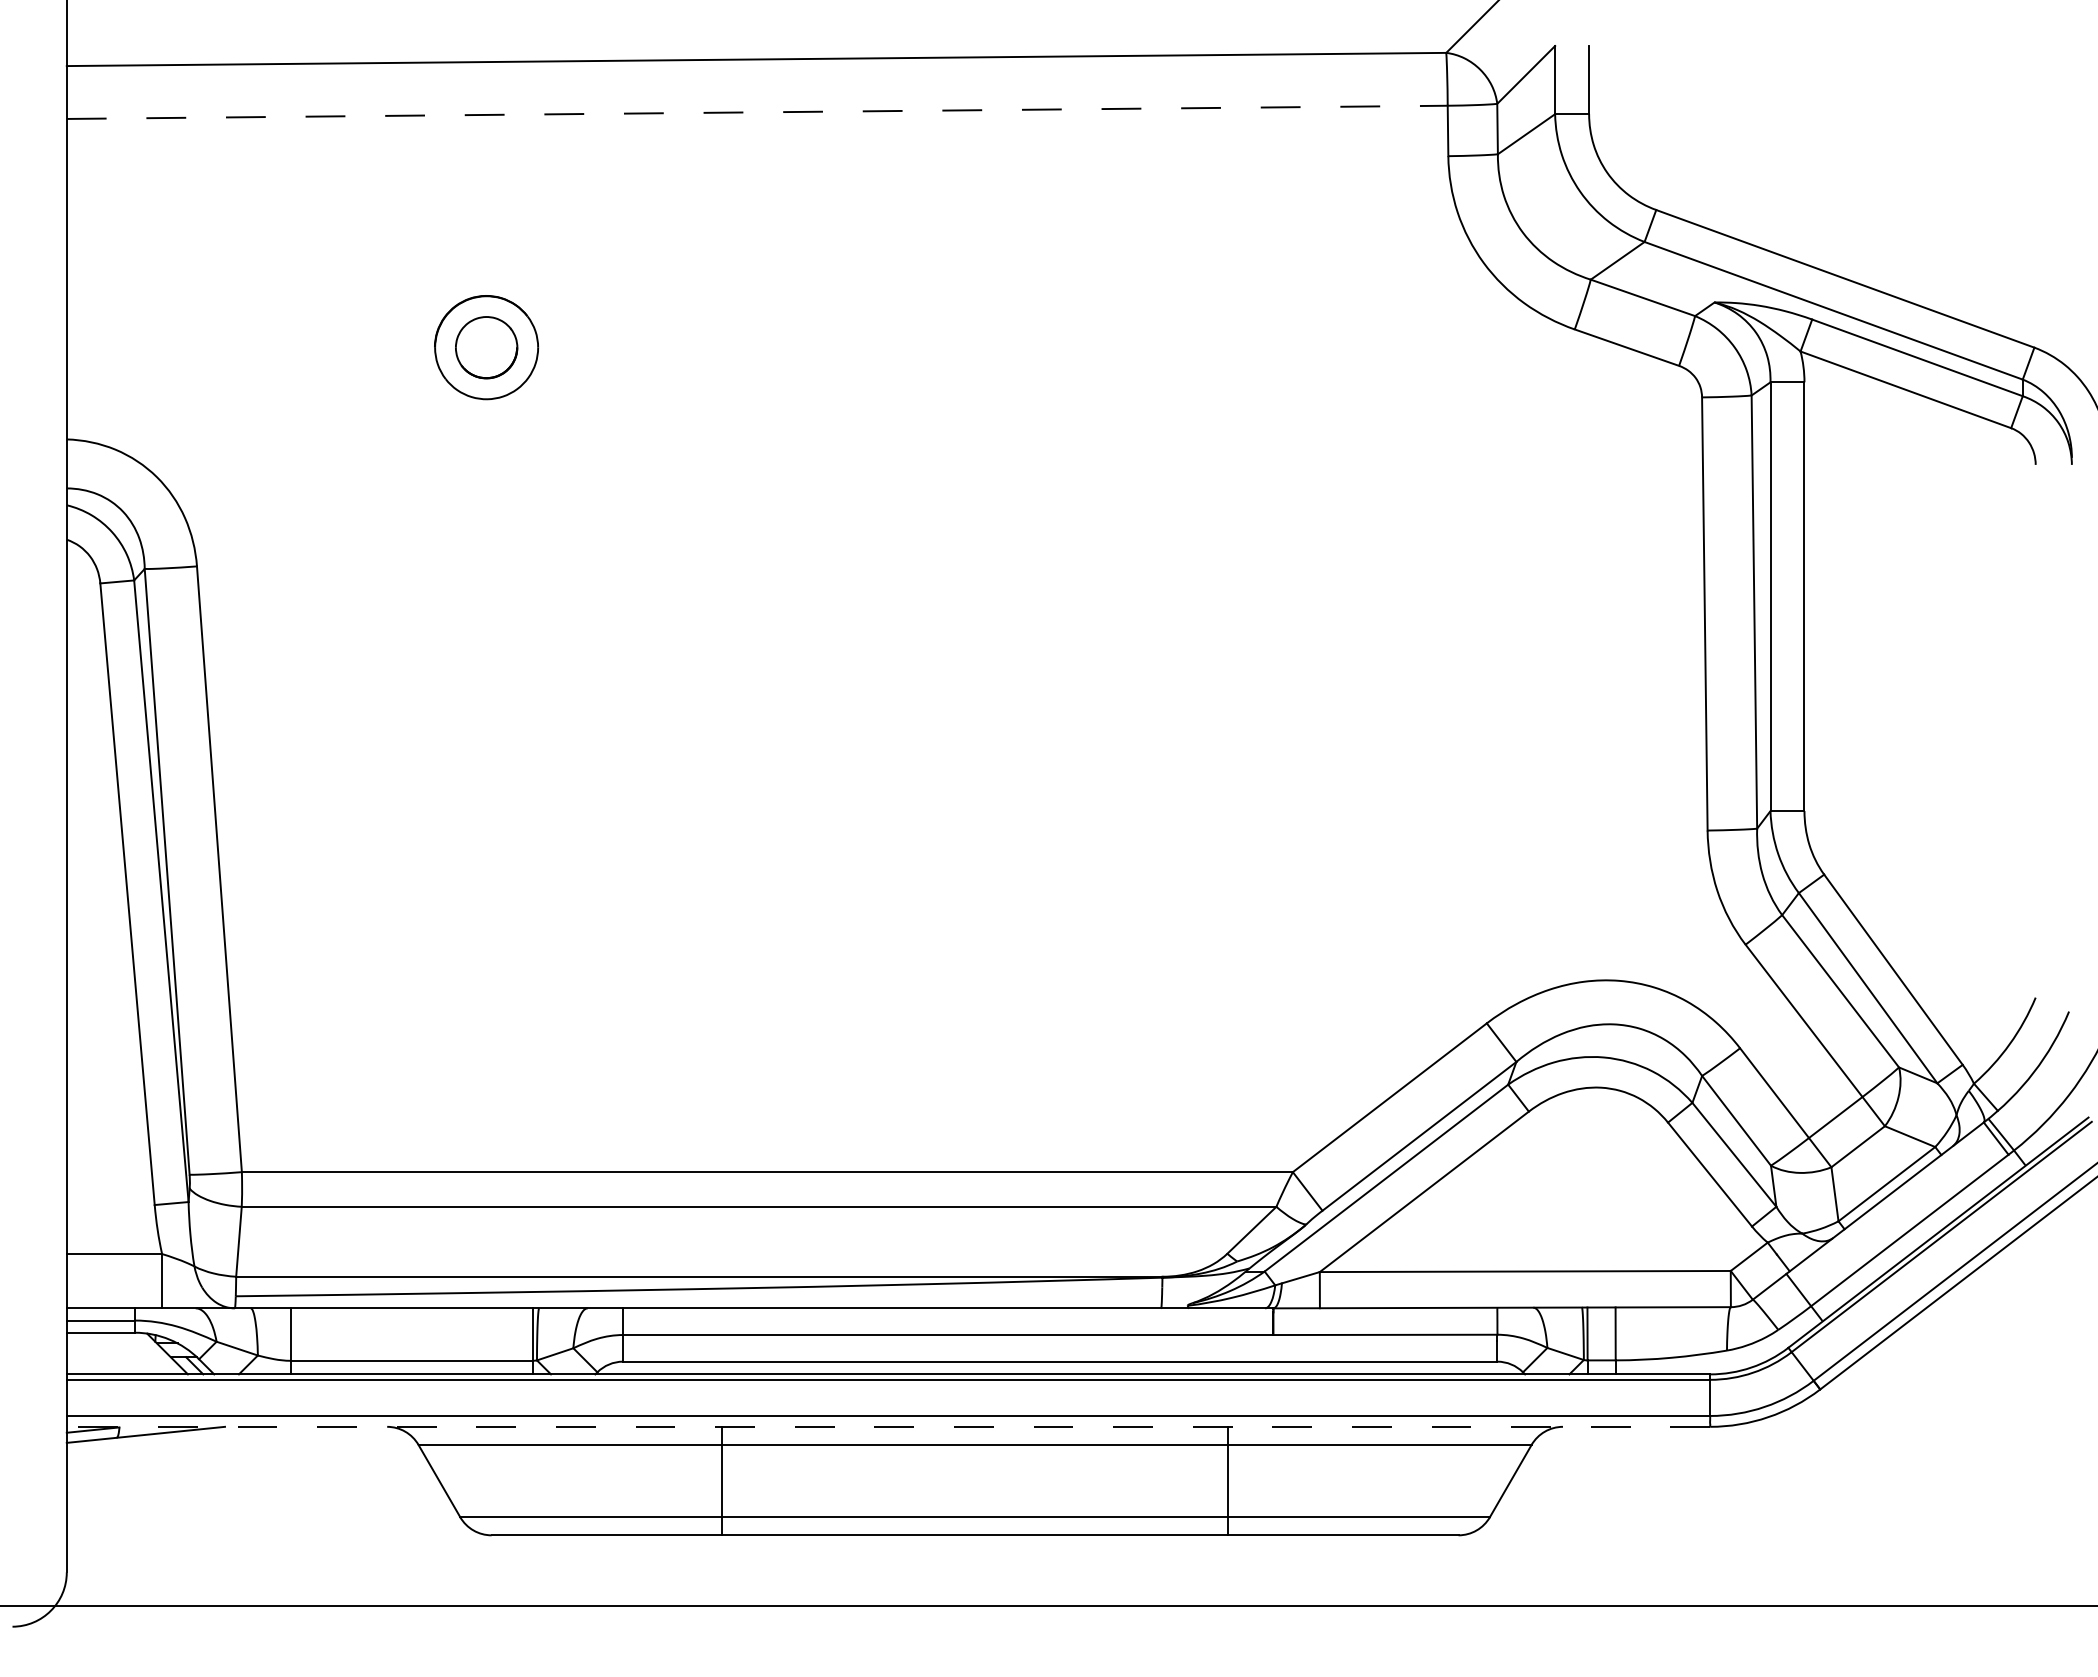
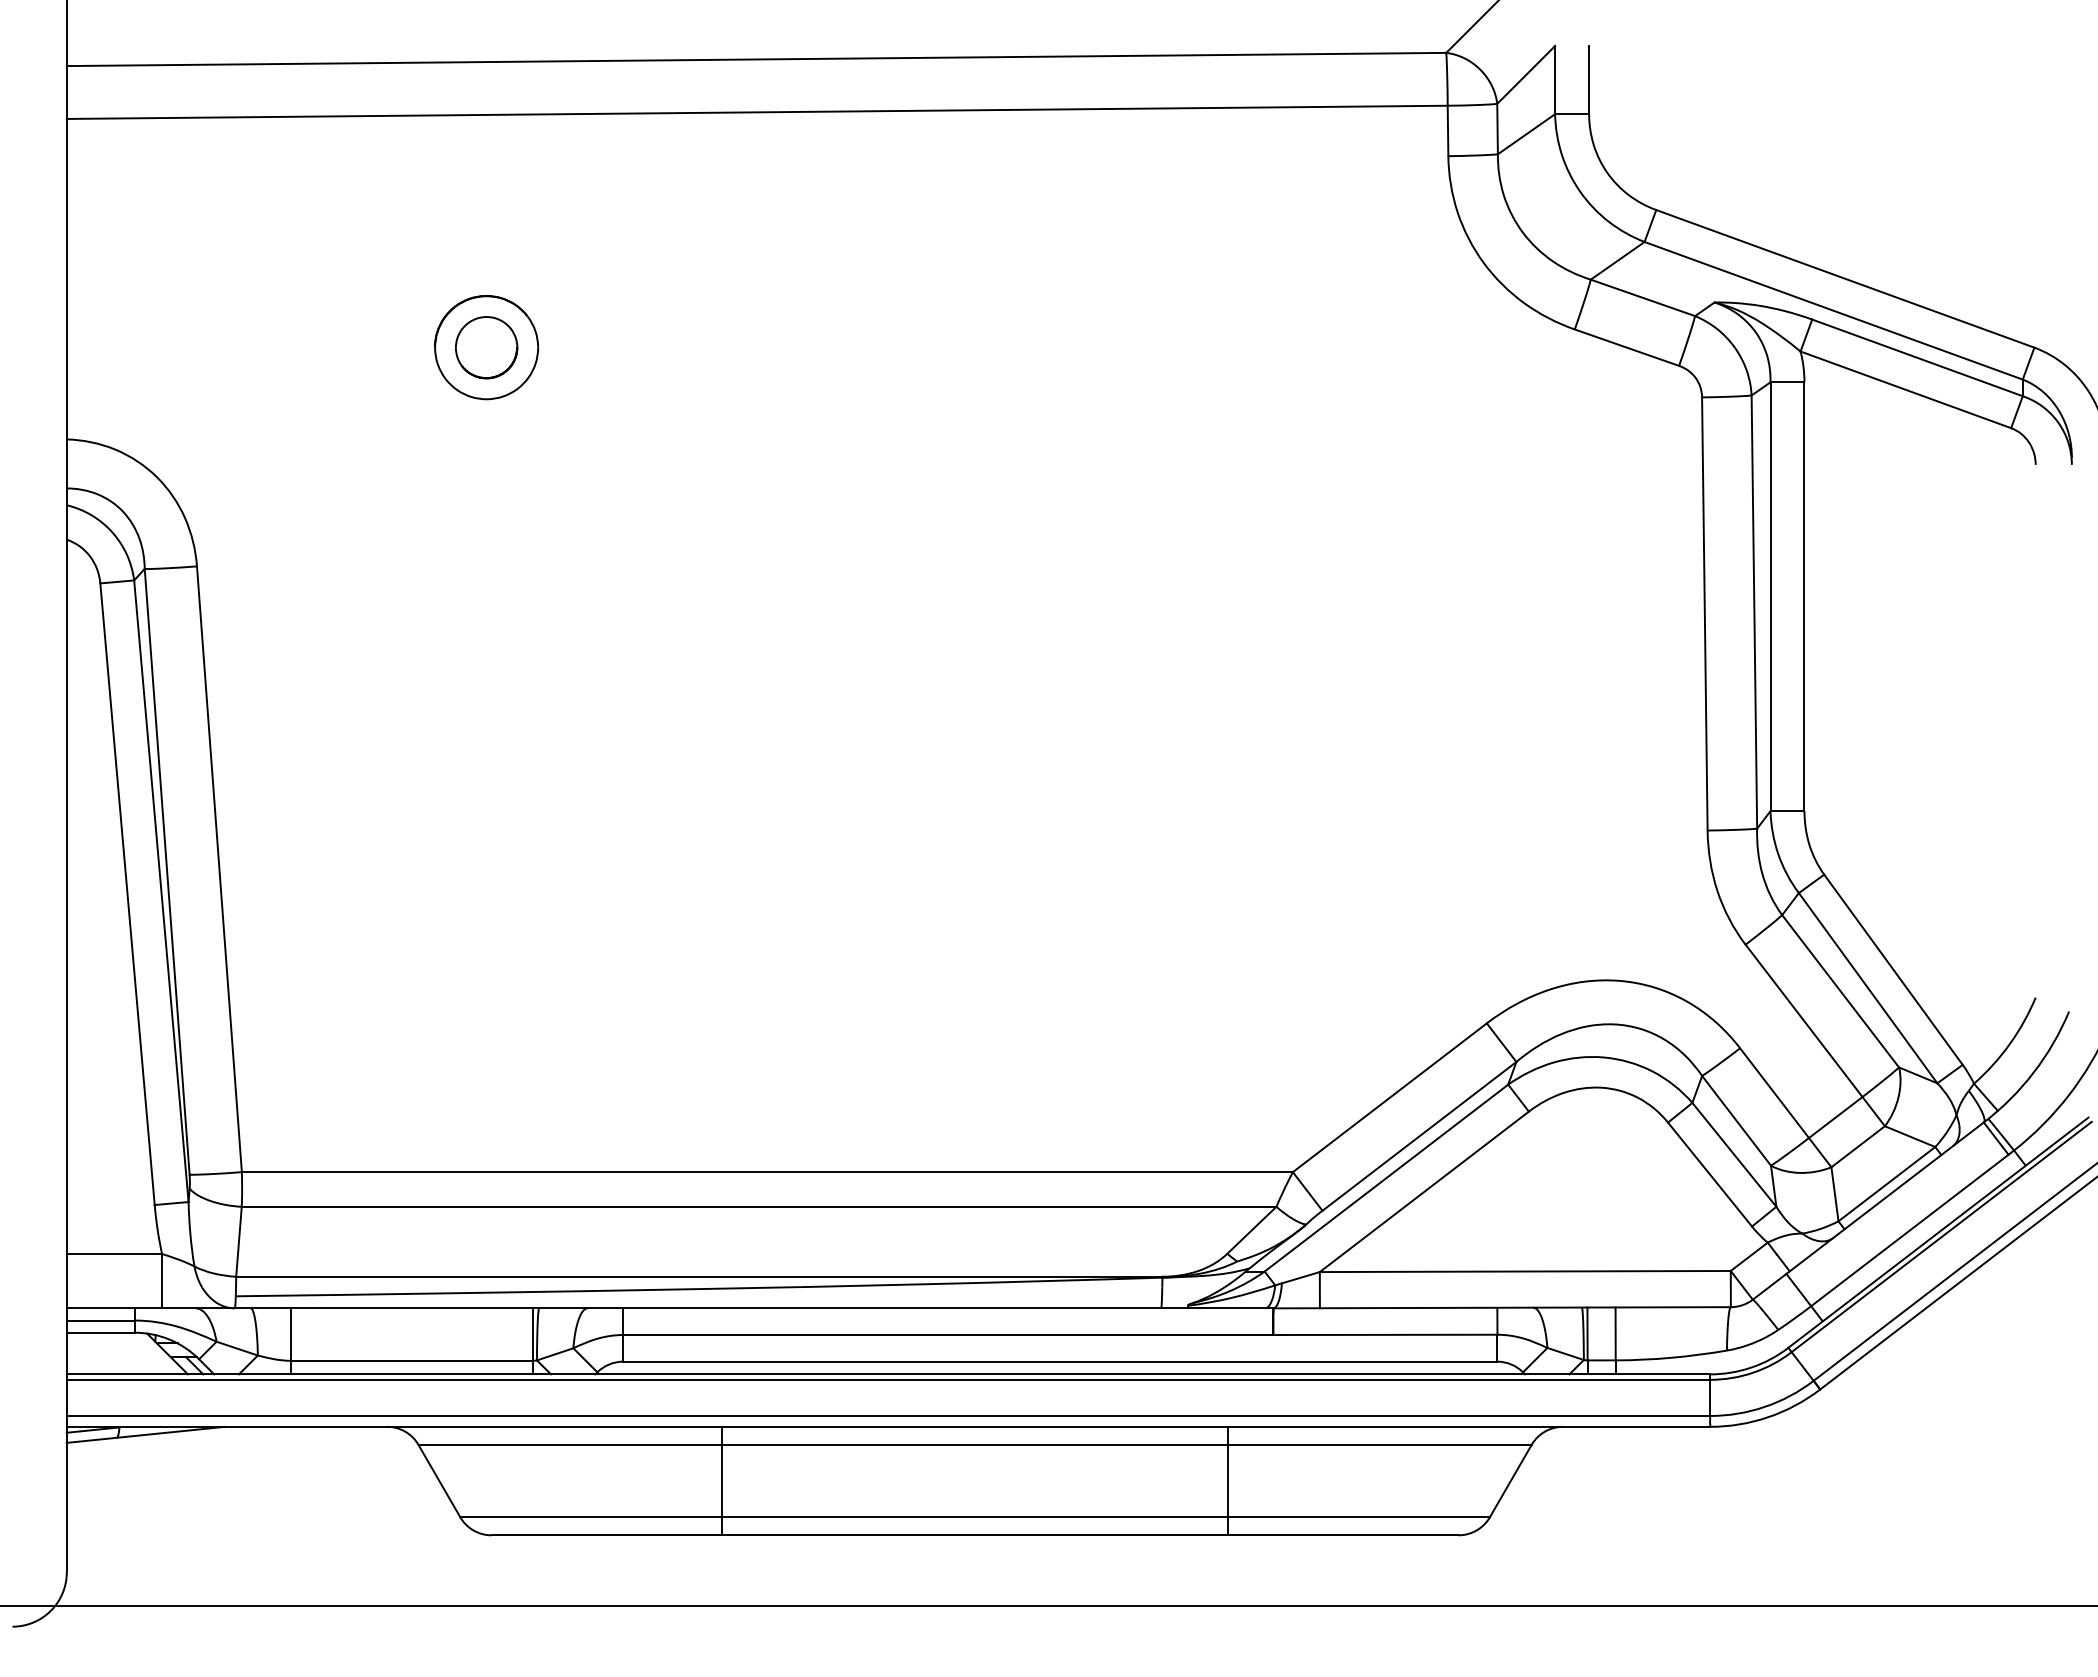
line: dashed -> solid (757, 112)
line: dashed -> solid (888, 1426)
